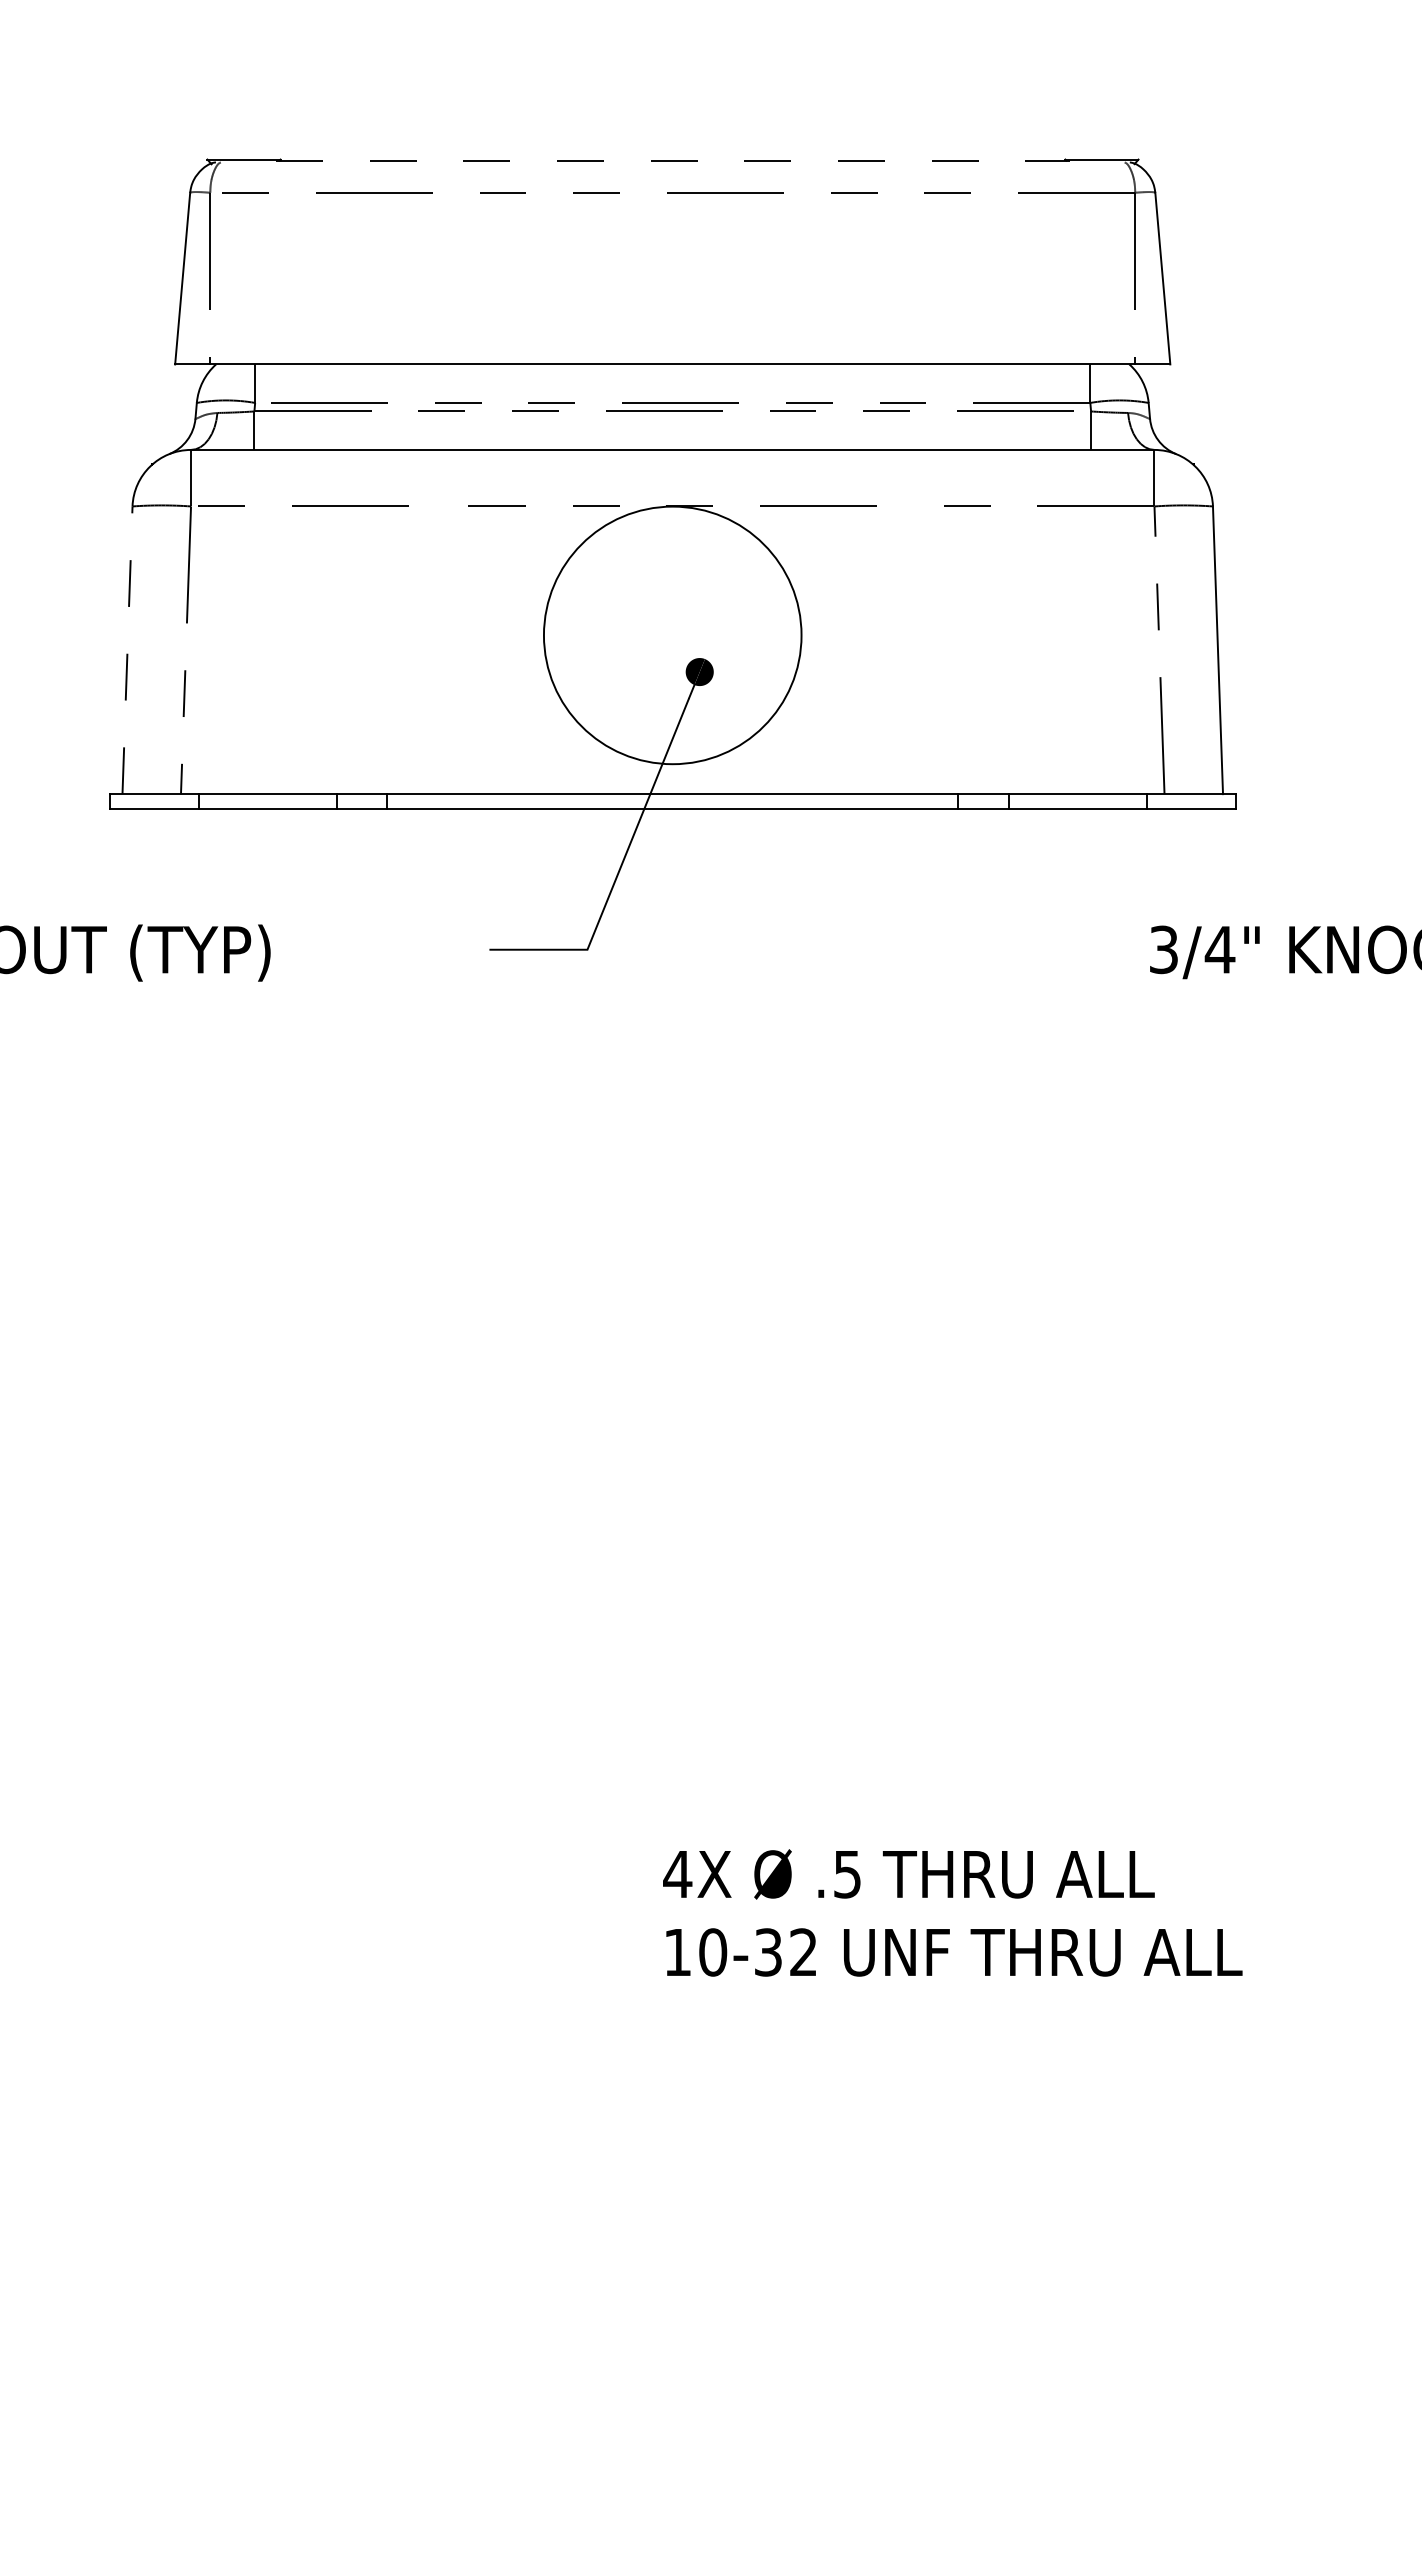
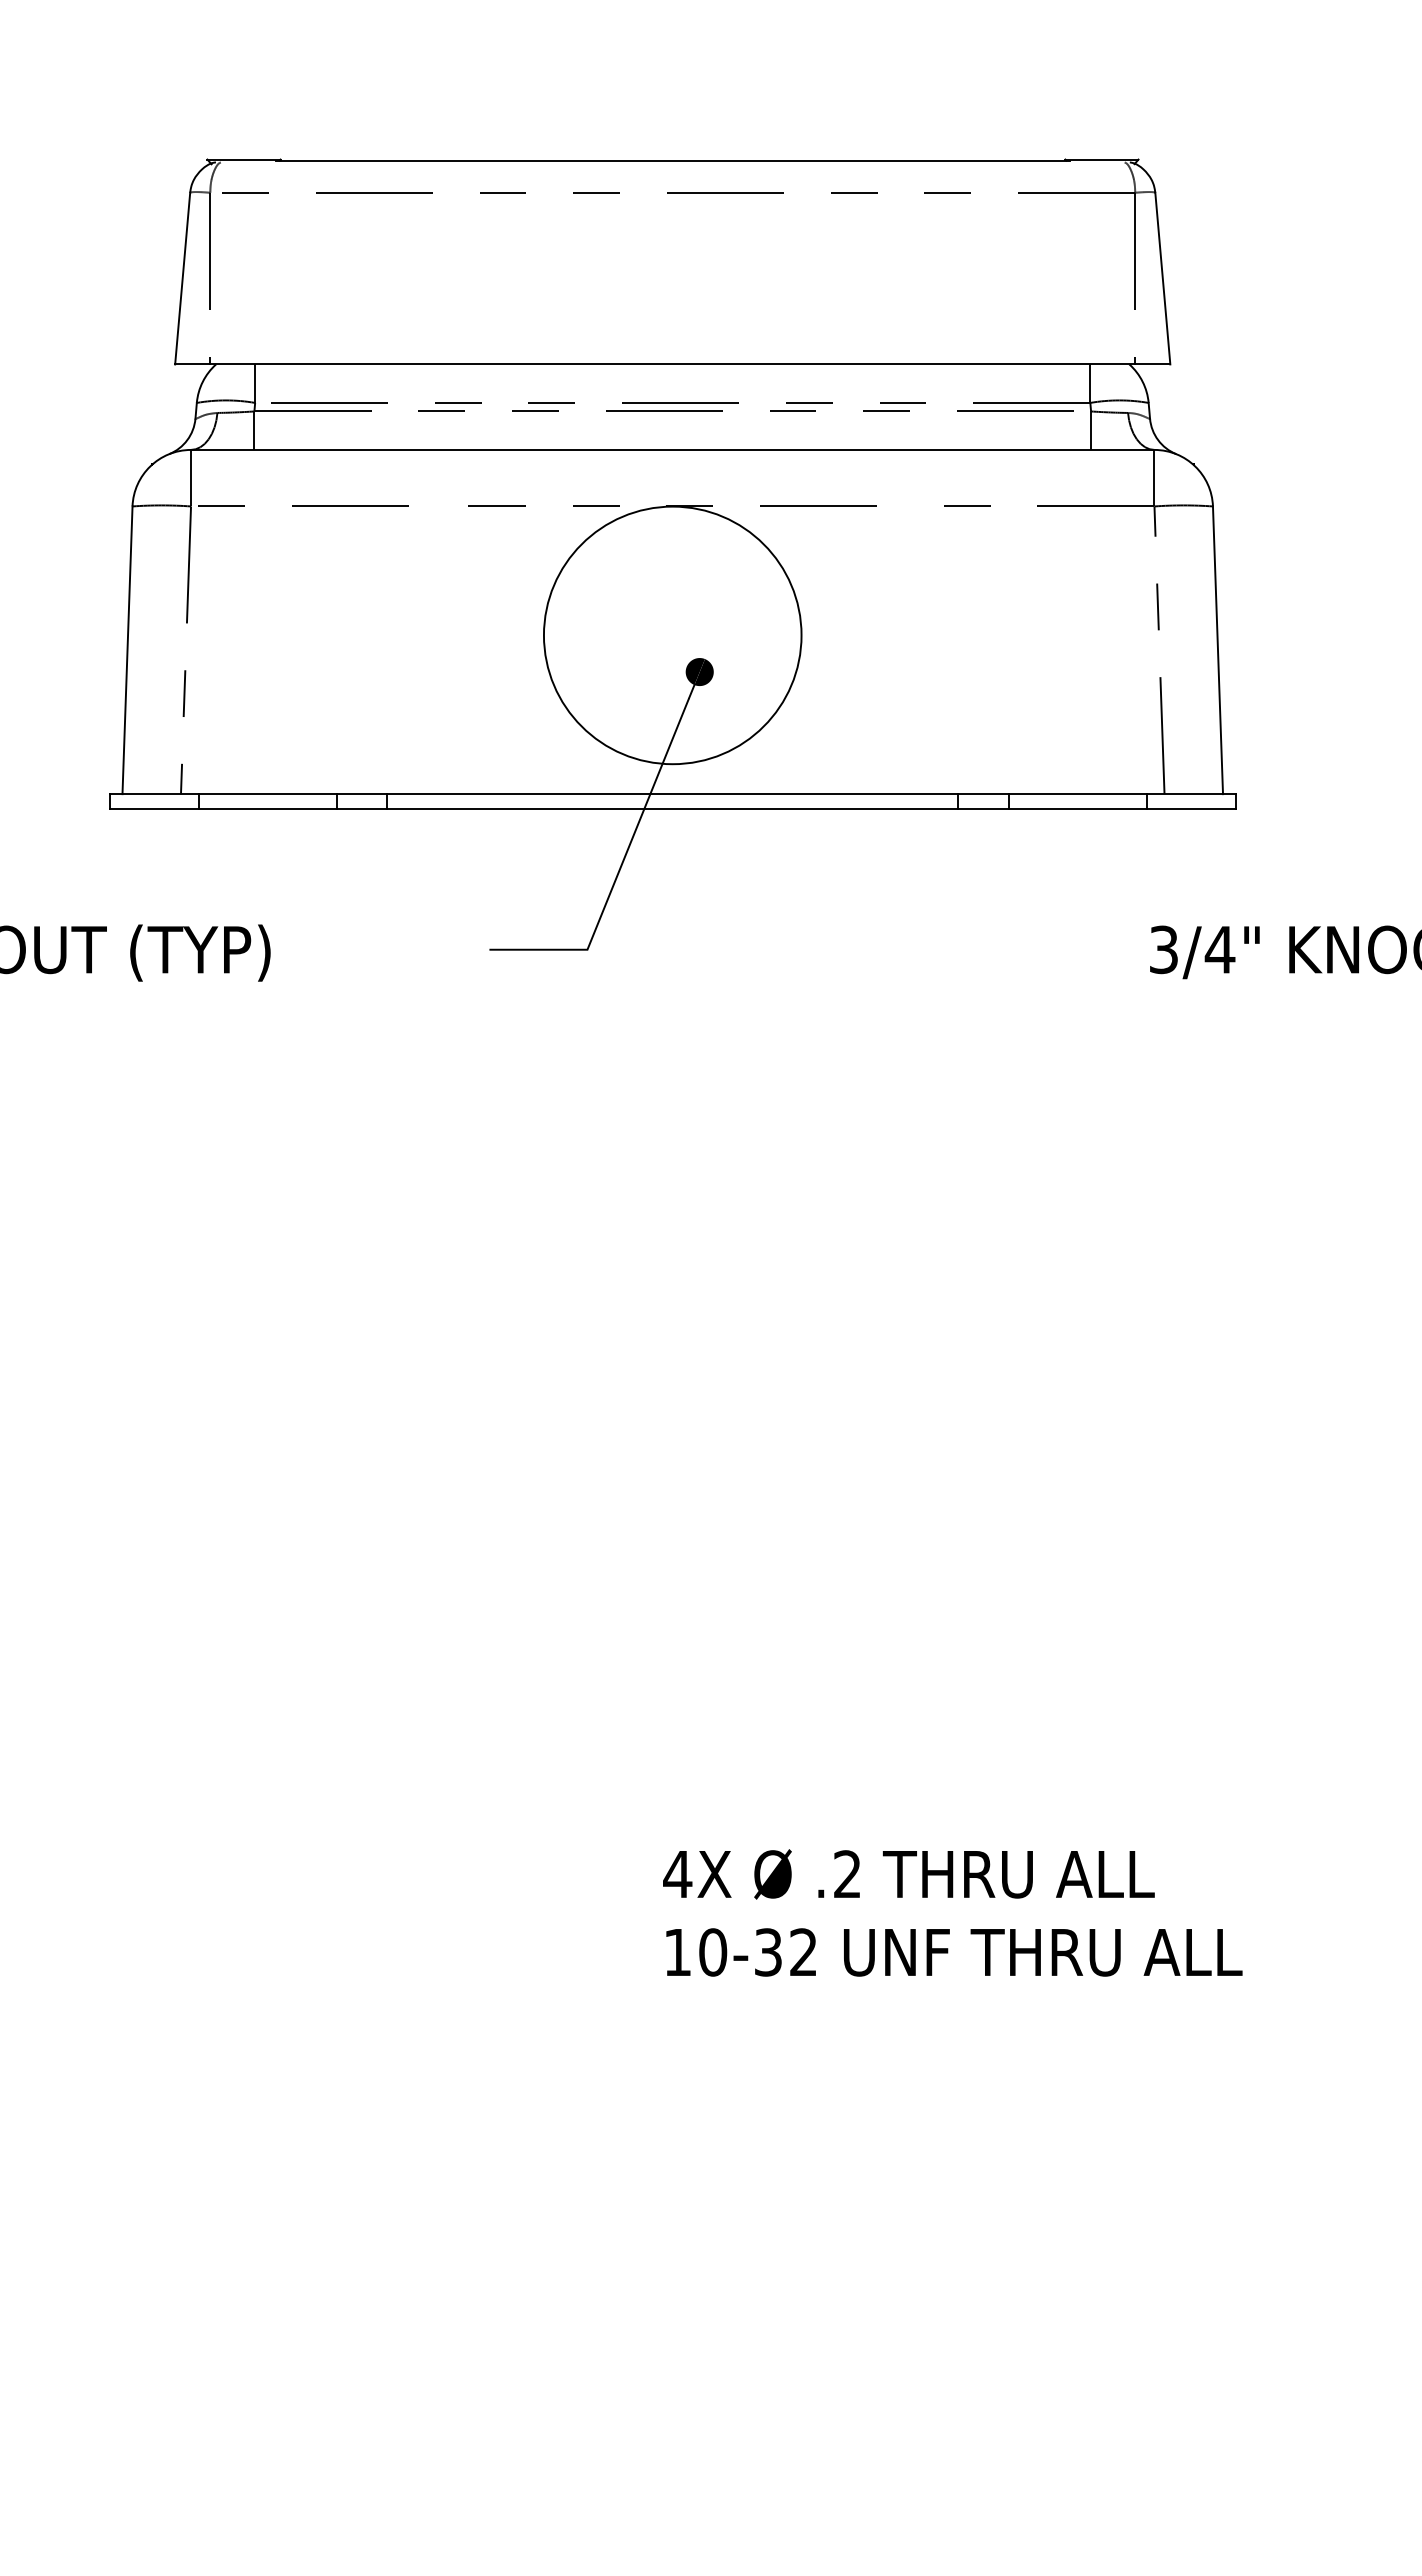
line: dashed -> solid (672, 160)
line: dashed -> solid (127, 650)
text: .5 -> .2 (847, 1874)
